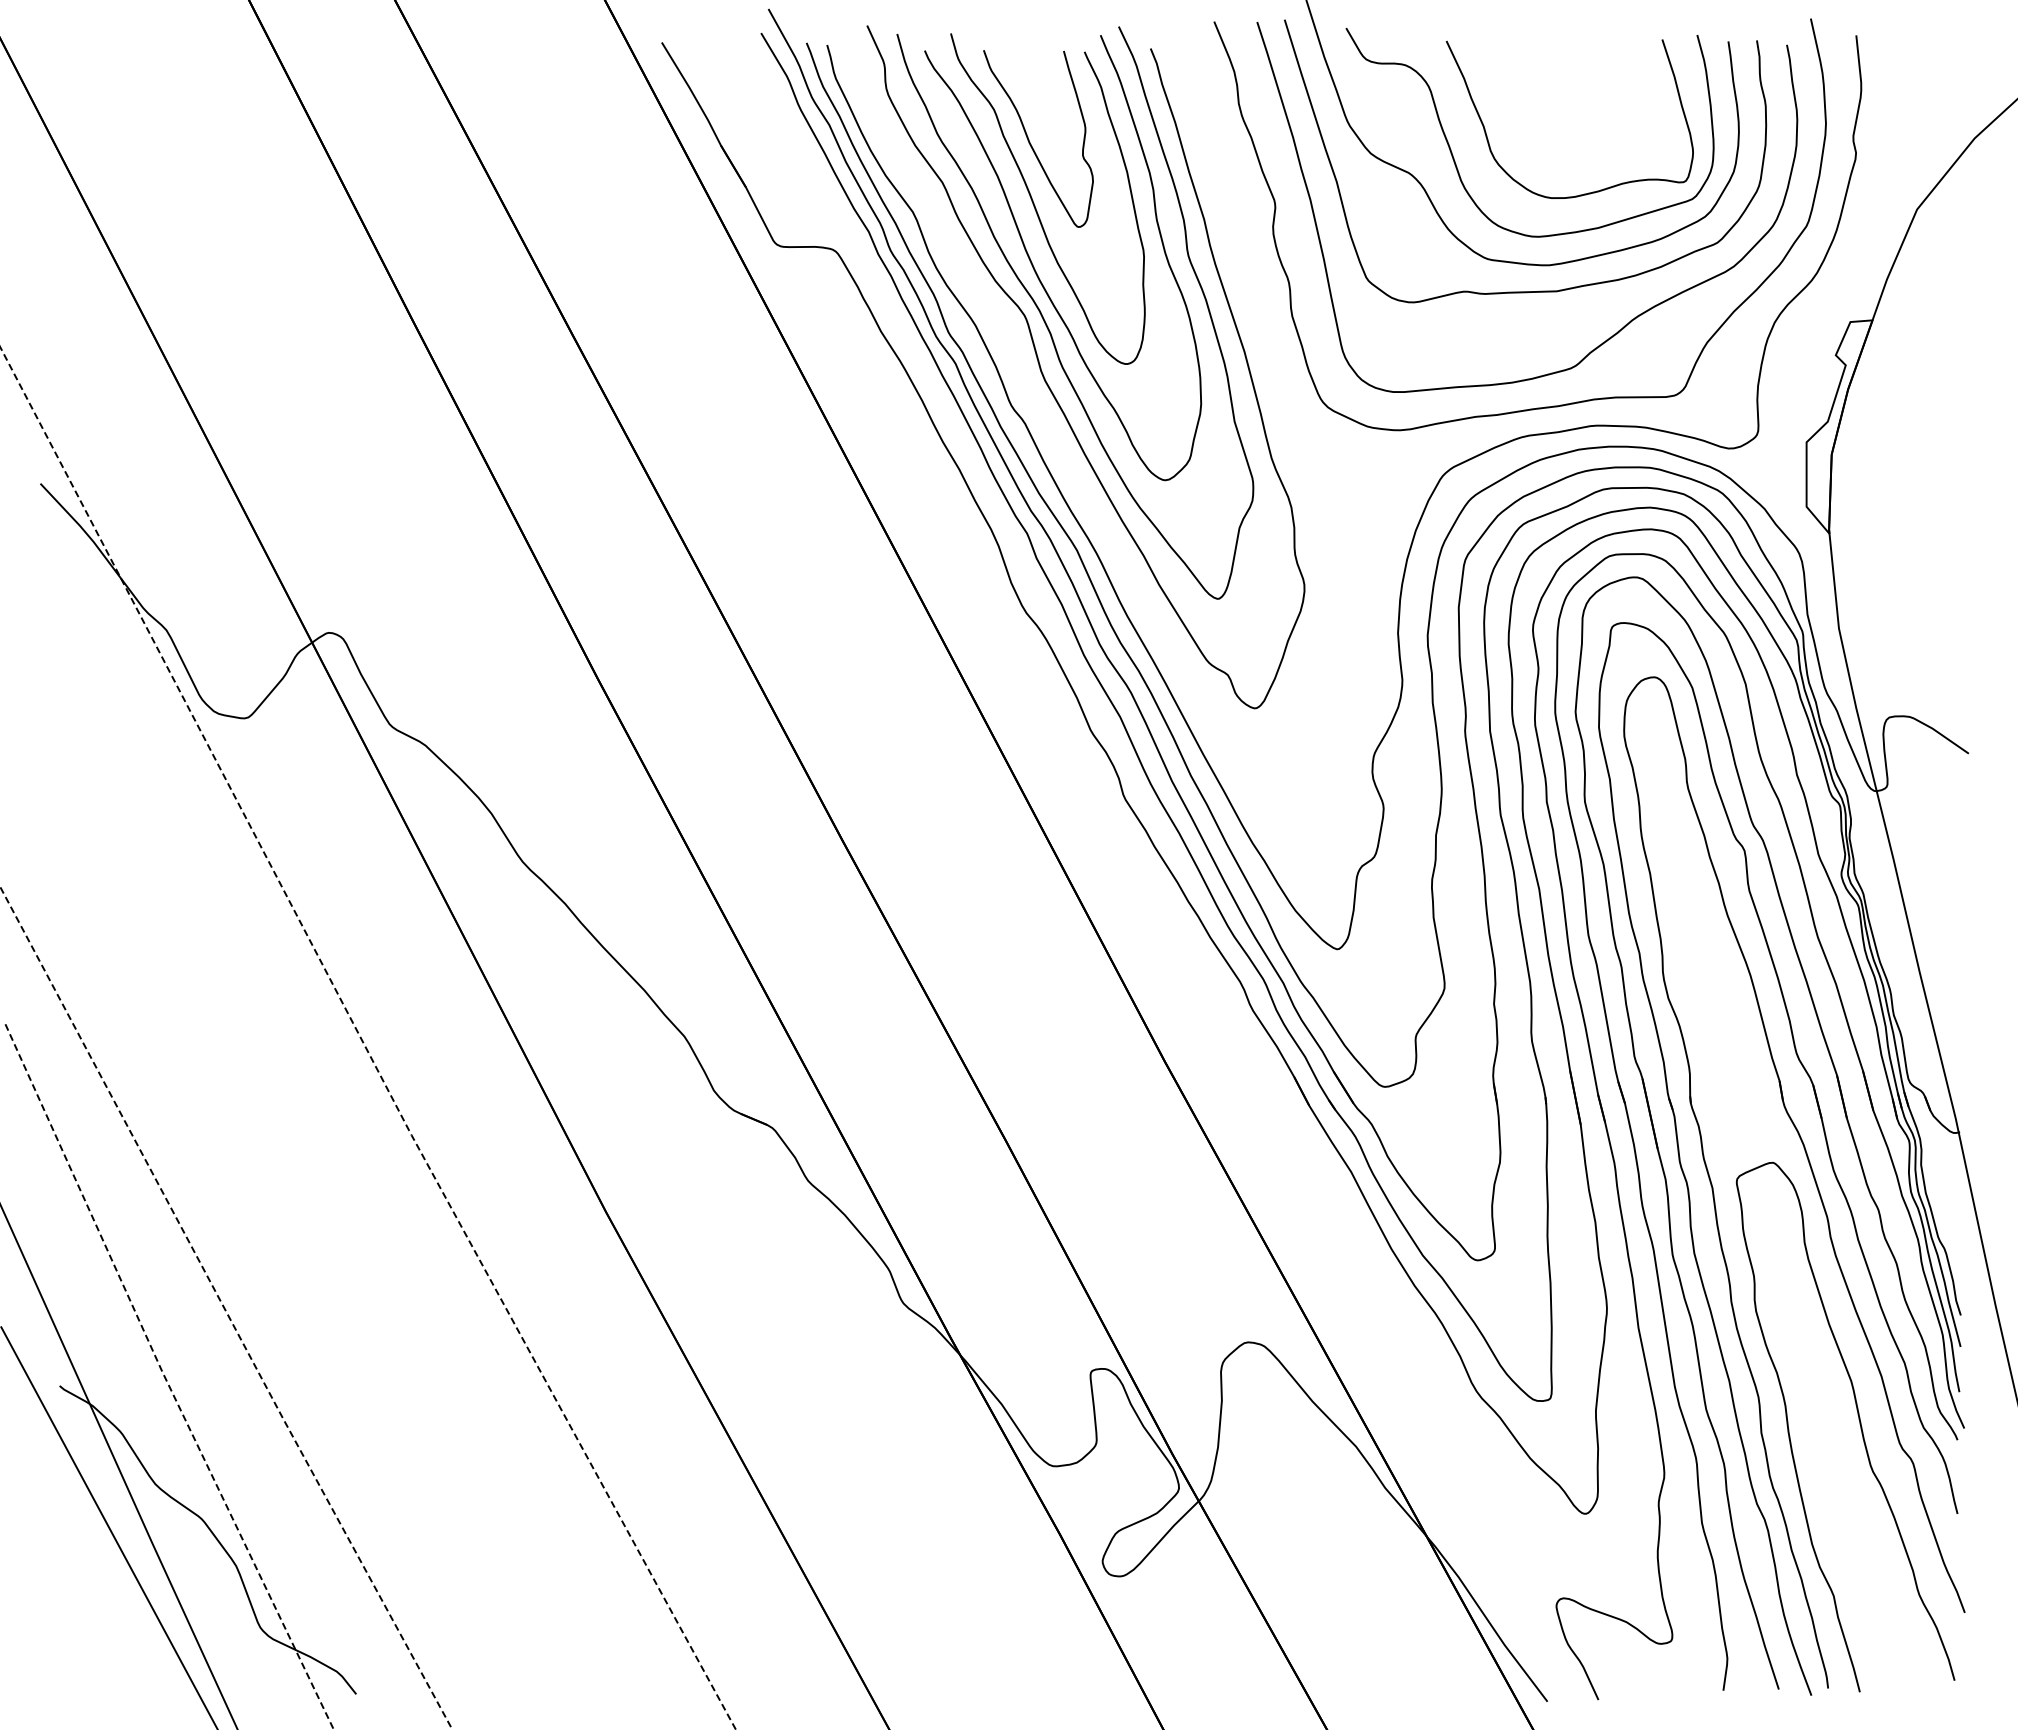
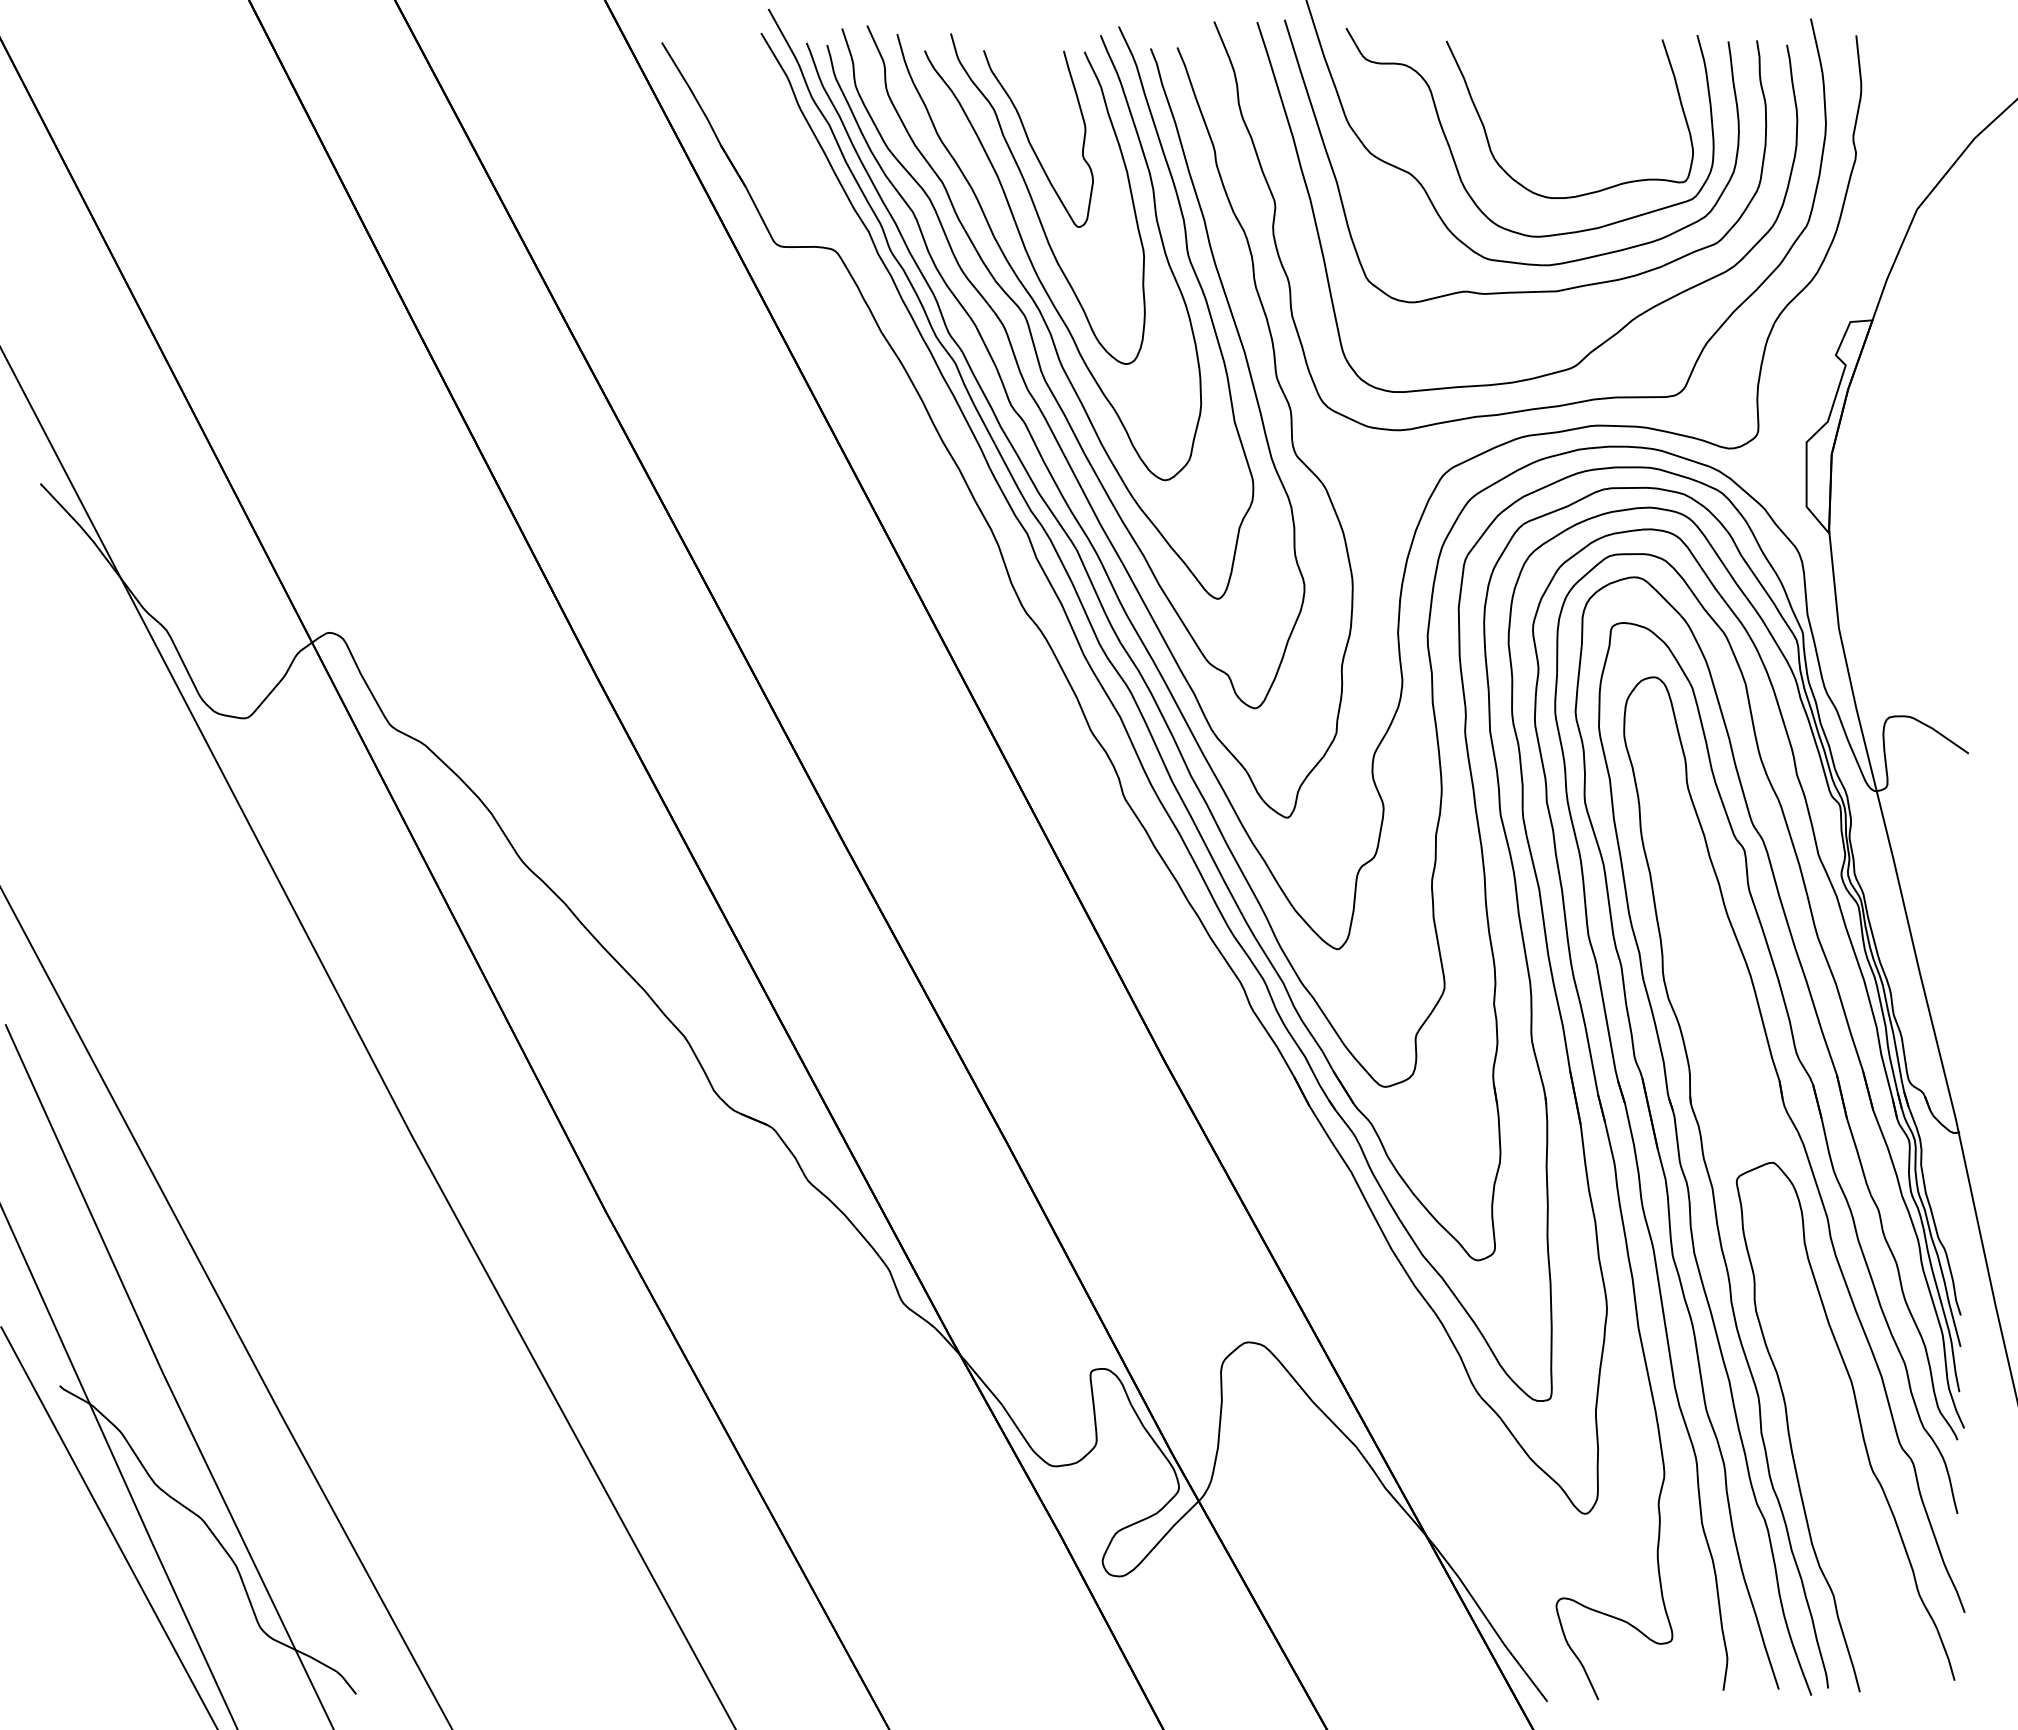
curve: none -> present (1059, 443)
line: dashed -> solid (363, 1042)
line: dashed -> solid (224, 1309)
line: dashed -> solid (165, 1377)
